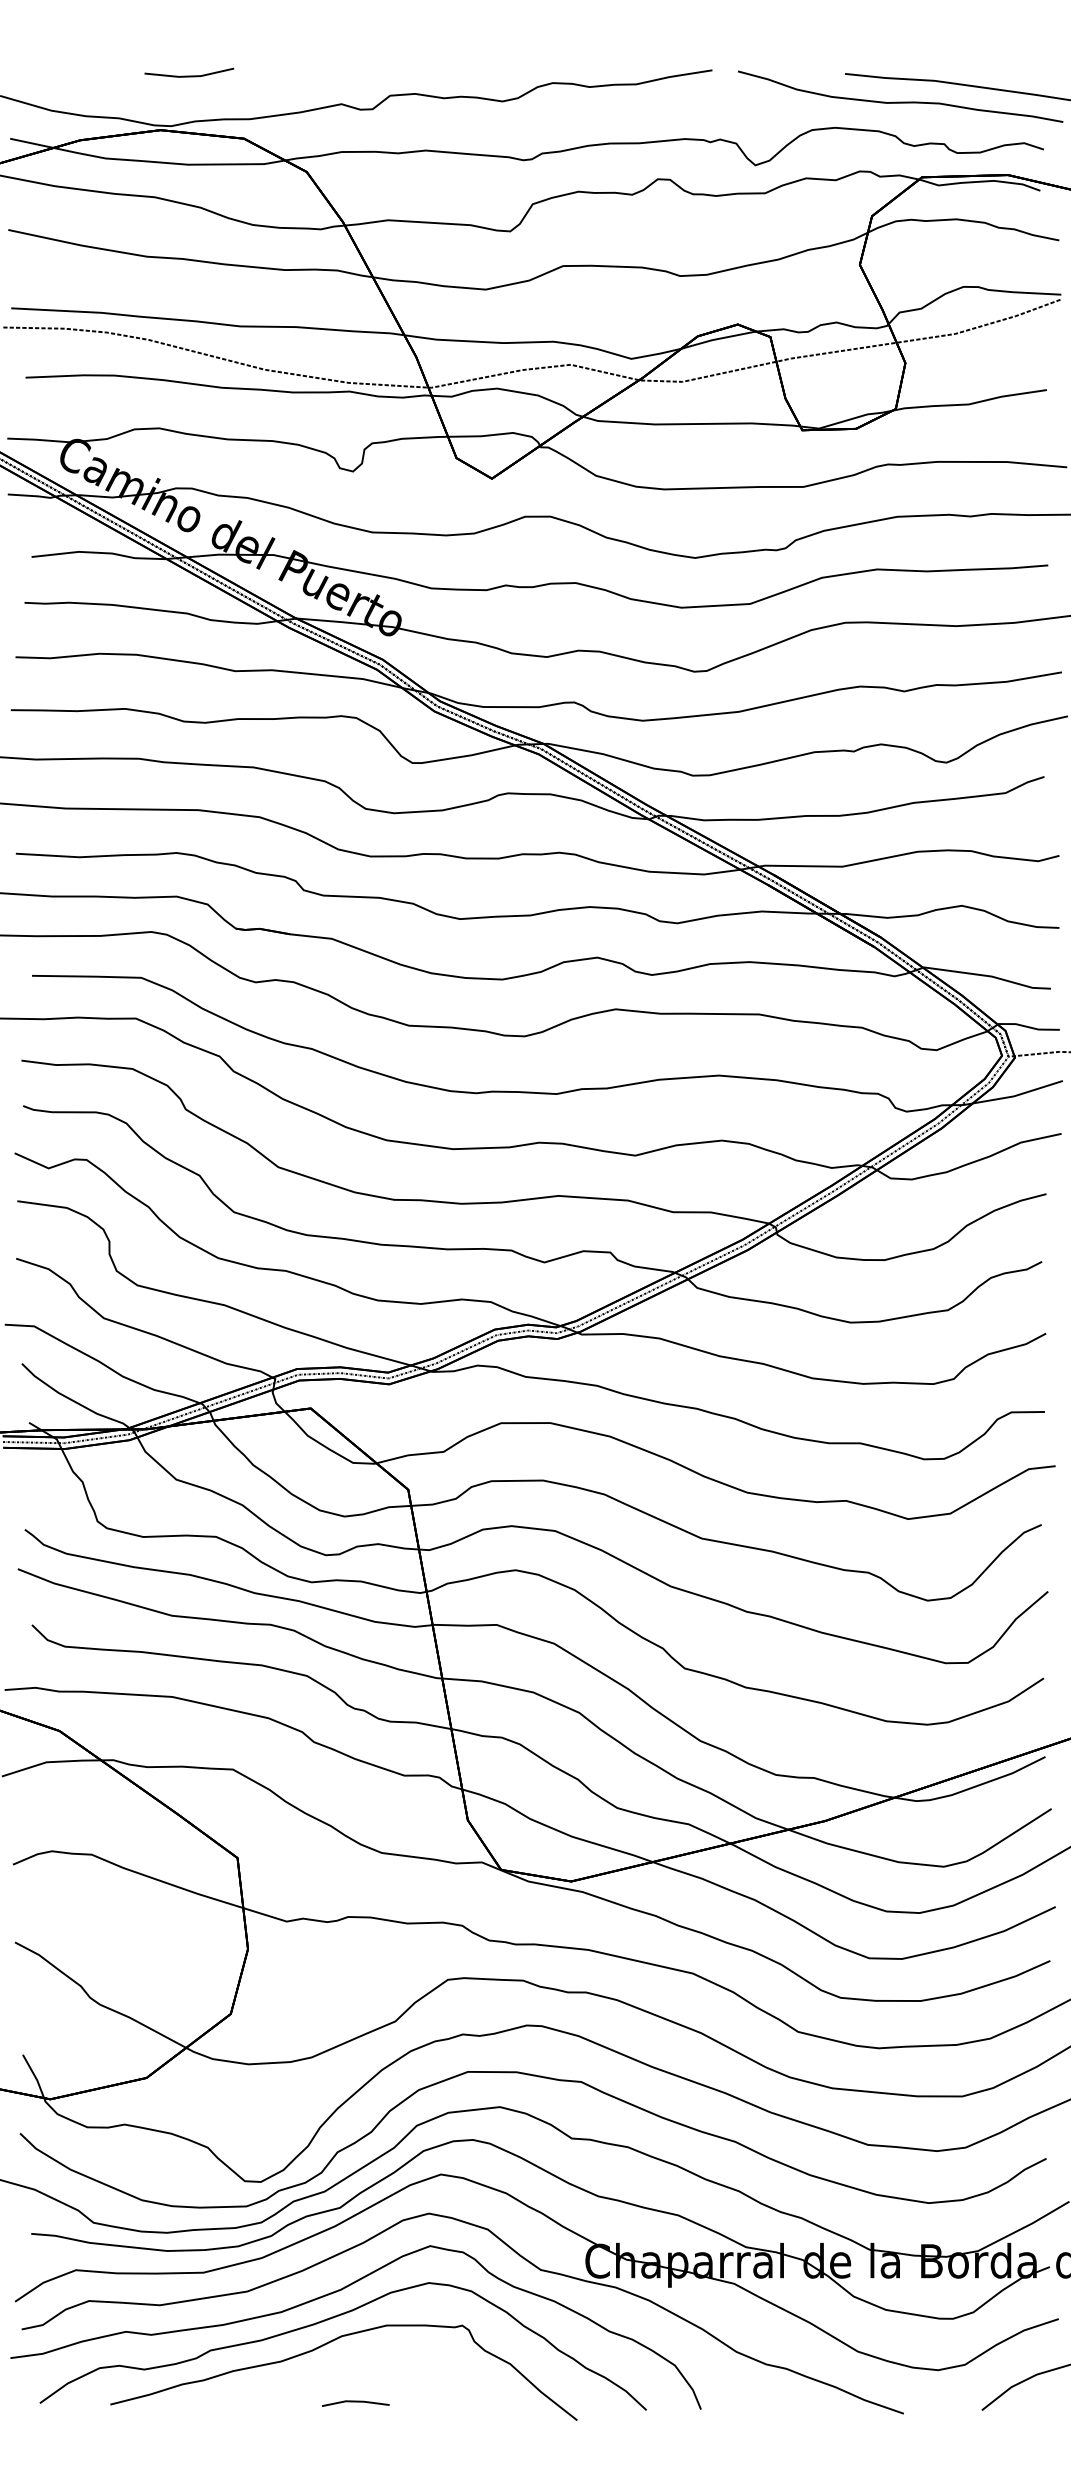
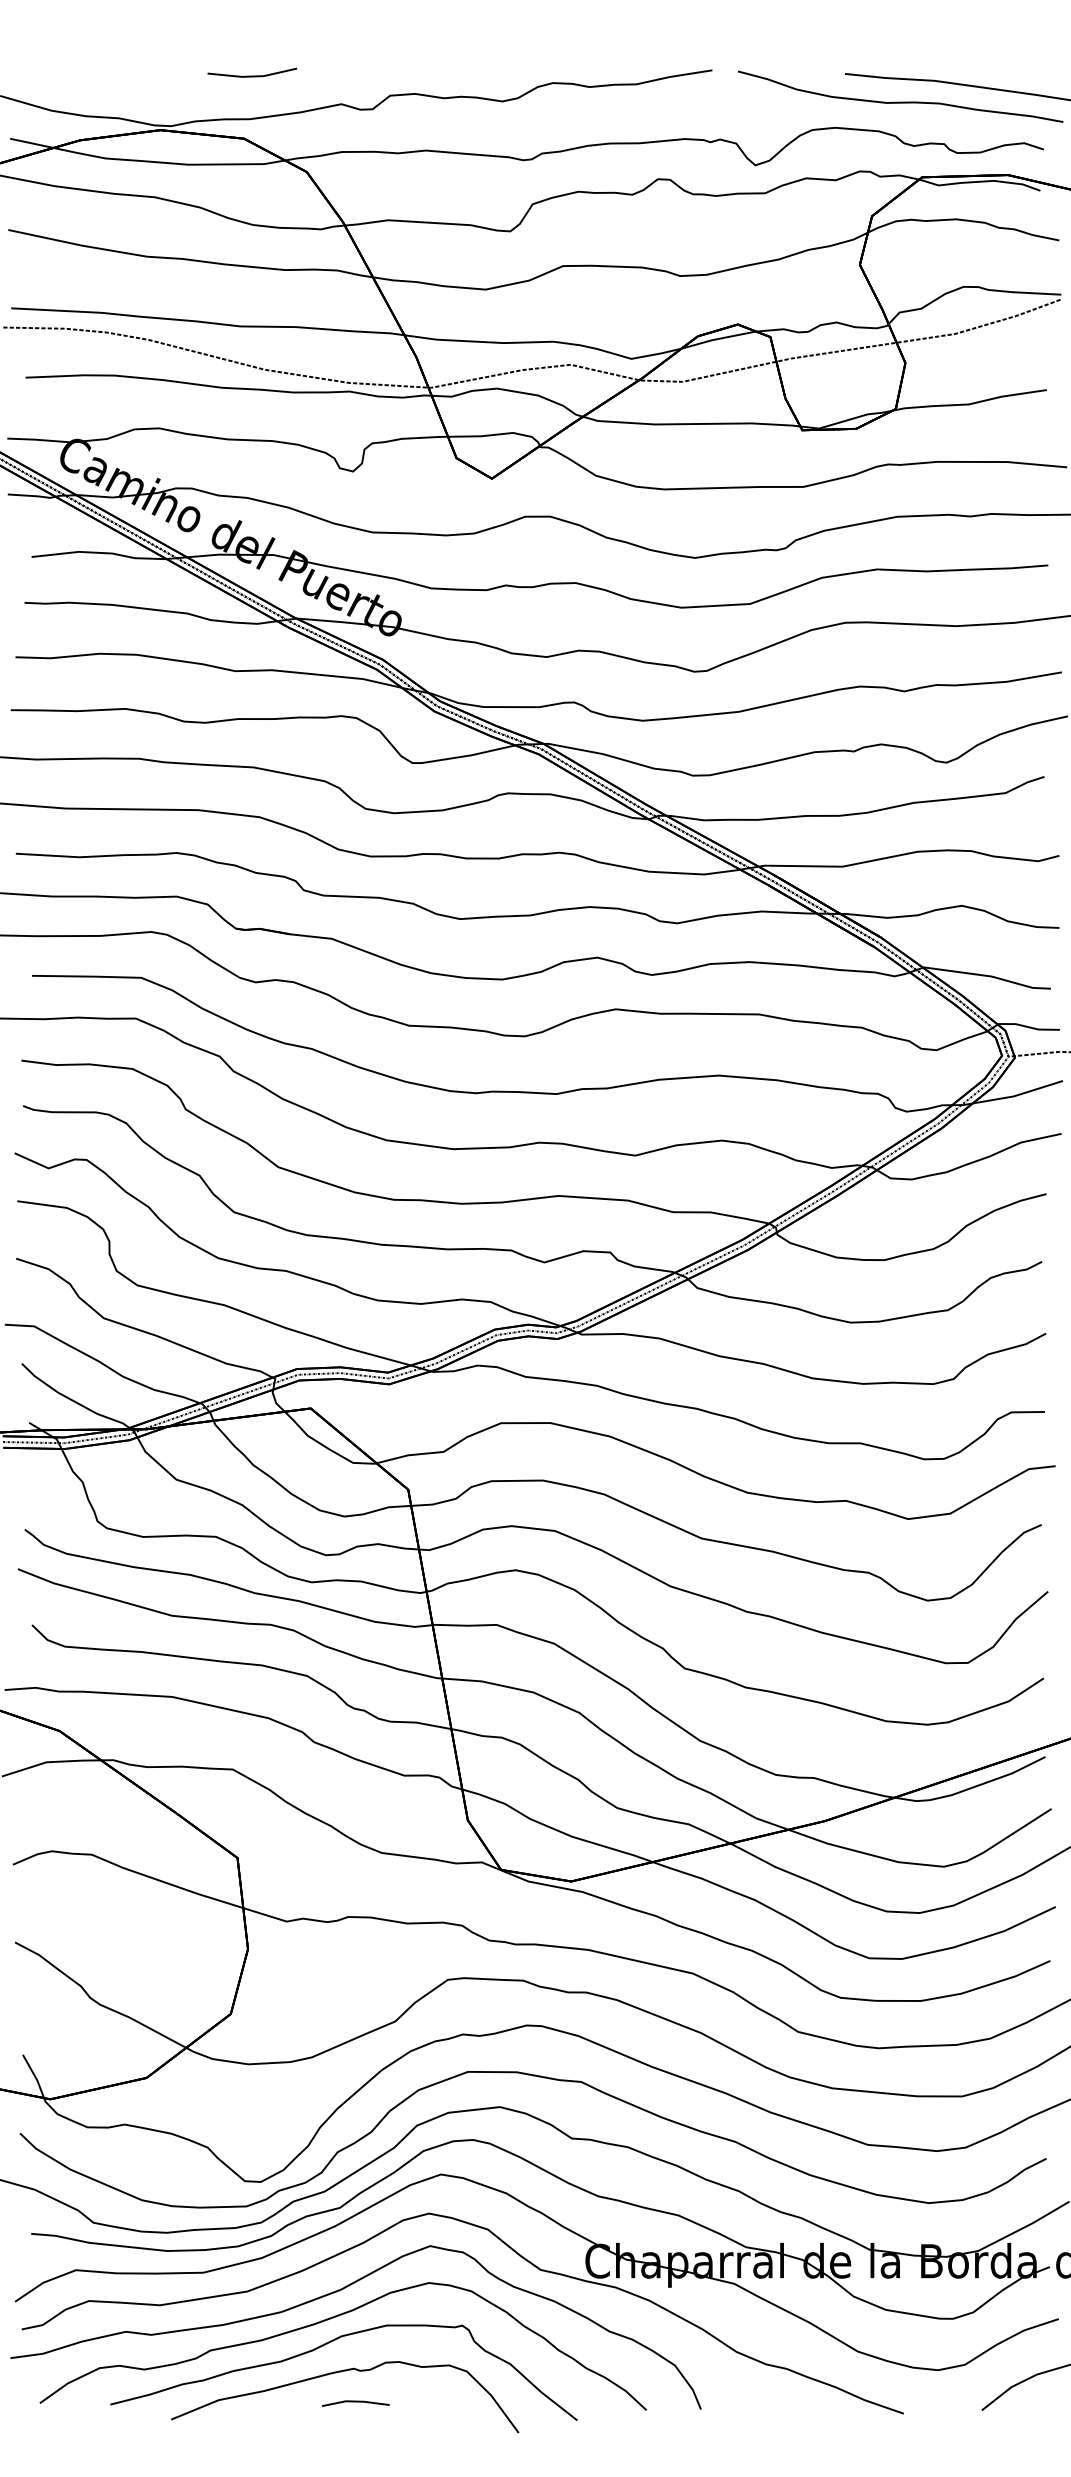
line position: (189, 75) -> (252, 75) (252, 75)
curve: none -> present (341, 2372)
